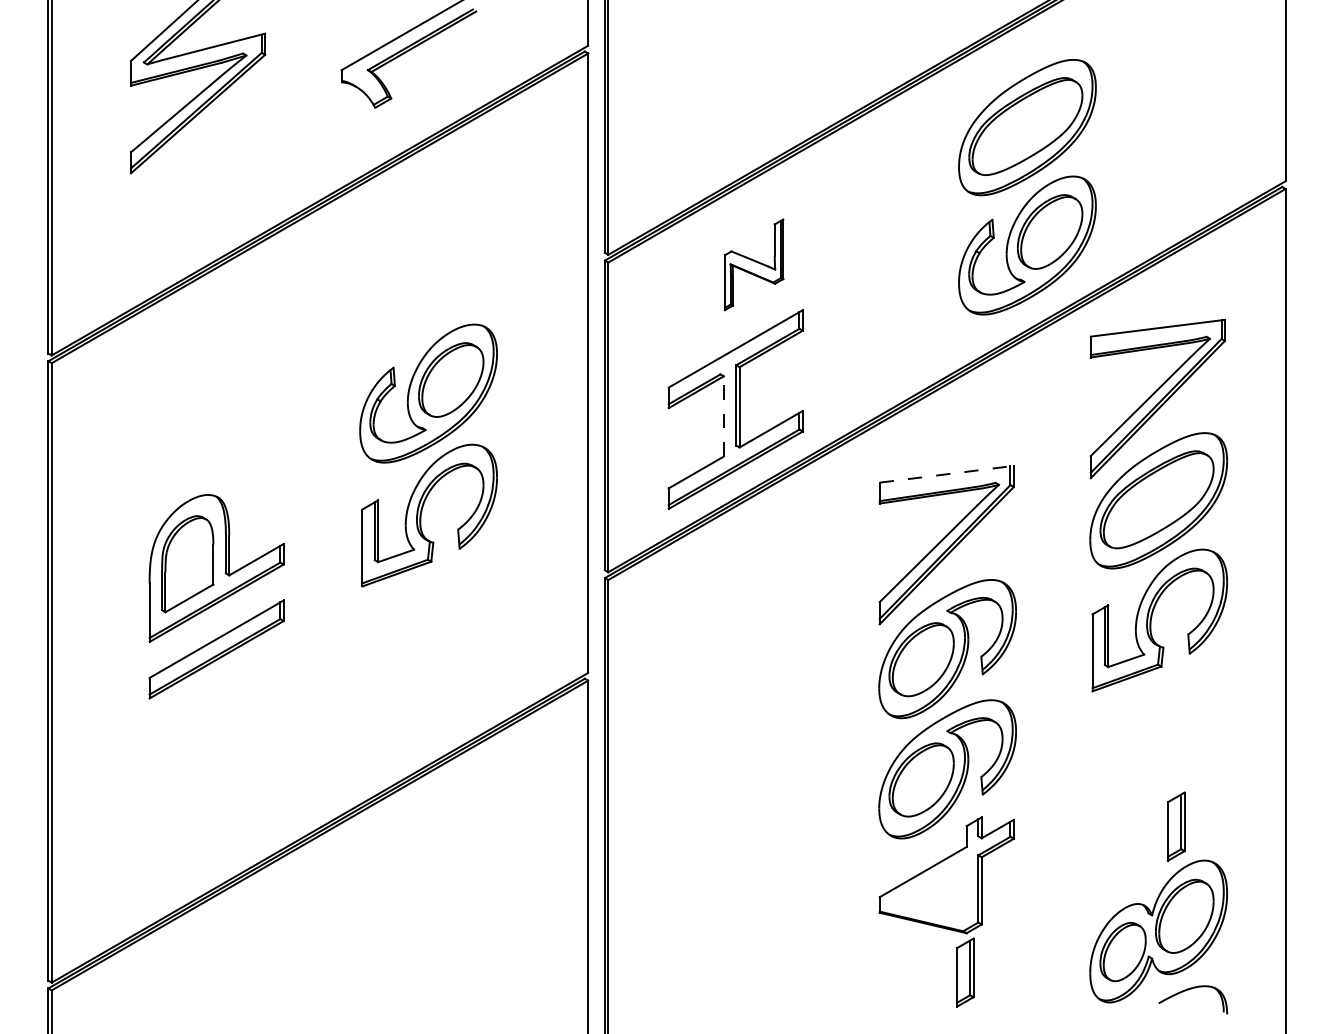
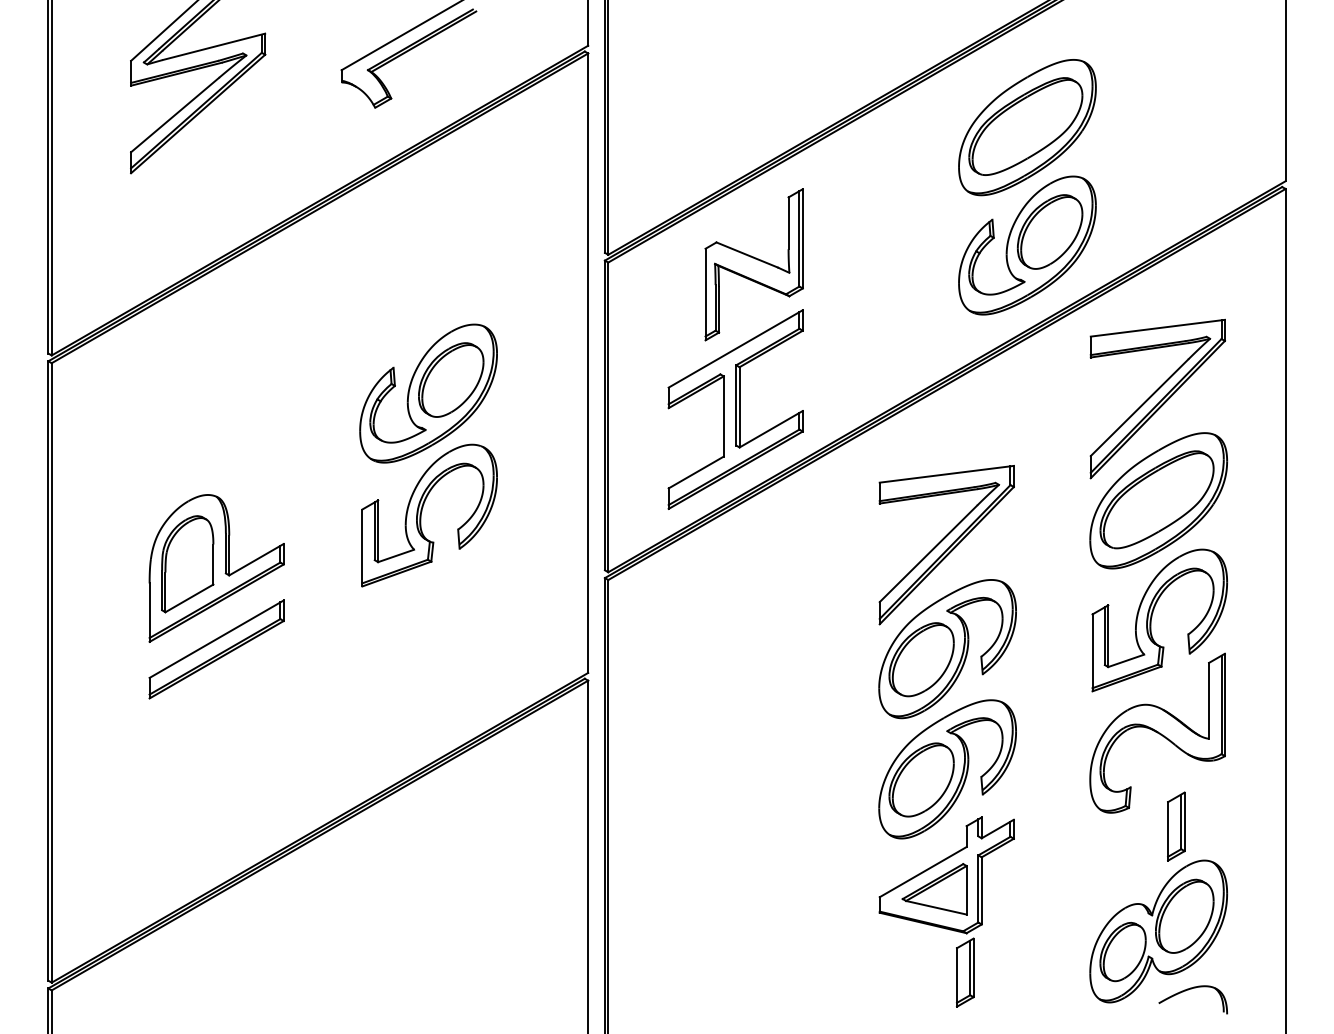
part size: 62x94 px -> 100x154 px (753, 264)
line: dashed -> solid (723, 416)
line: dashed -> solid (946, 474)
part: none -> present (1157, 732)
part: none -> present (934, 889)
